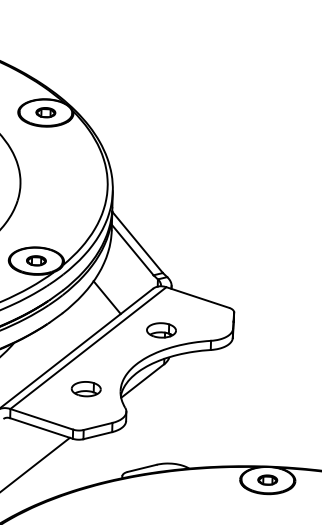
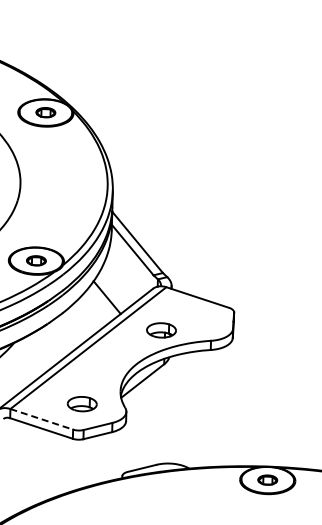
part position: (85, 389) -> (81, 404) (81, 404)
line: solid -> dashed (42, 419)
line: present -> none (35, 463)
